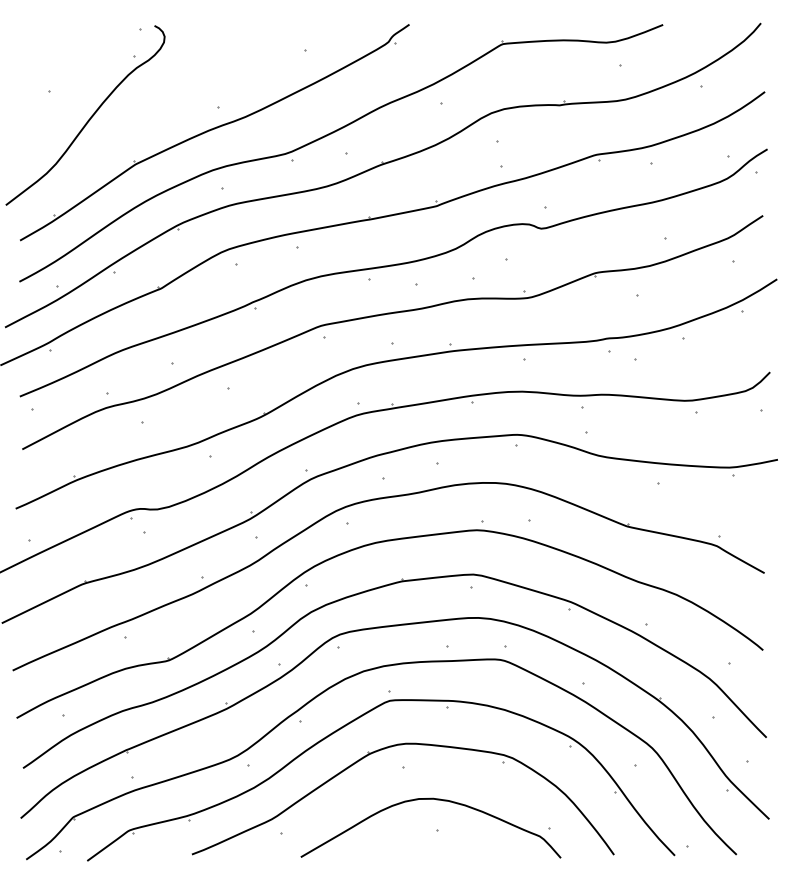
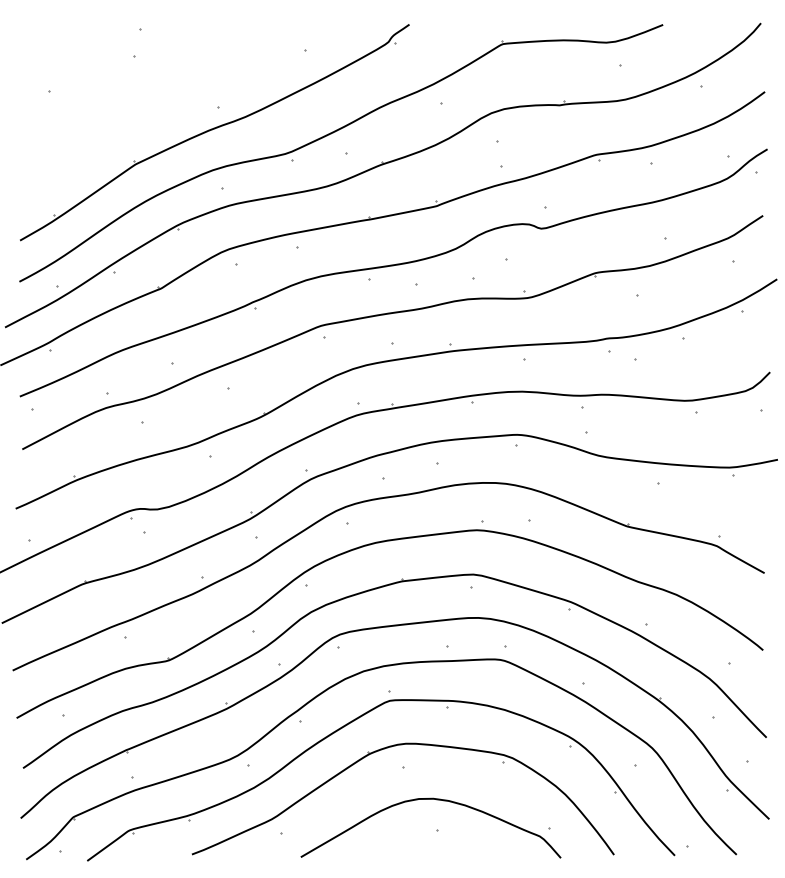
curve: present -> none (89, 118)
